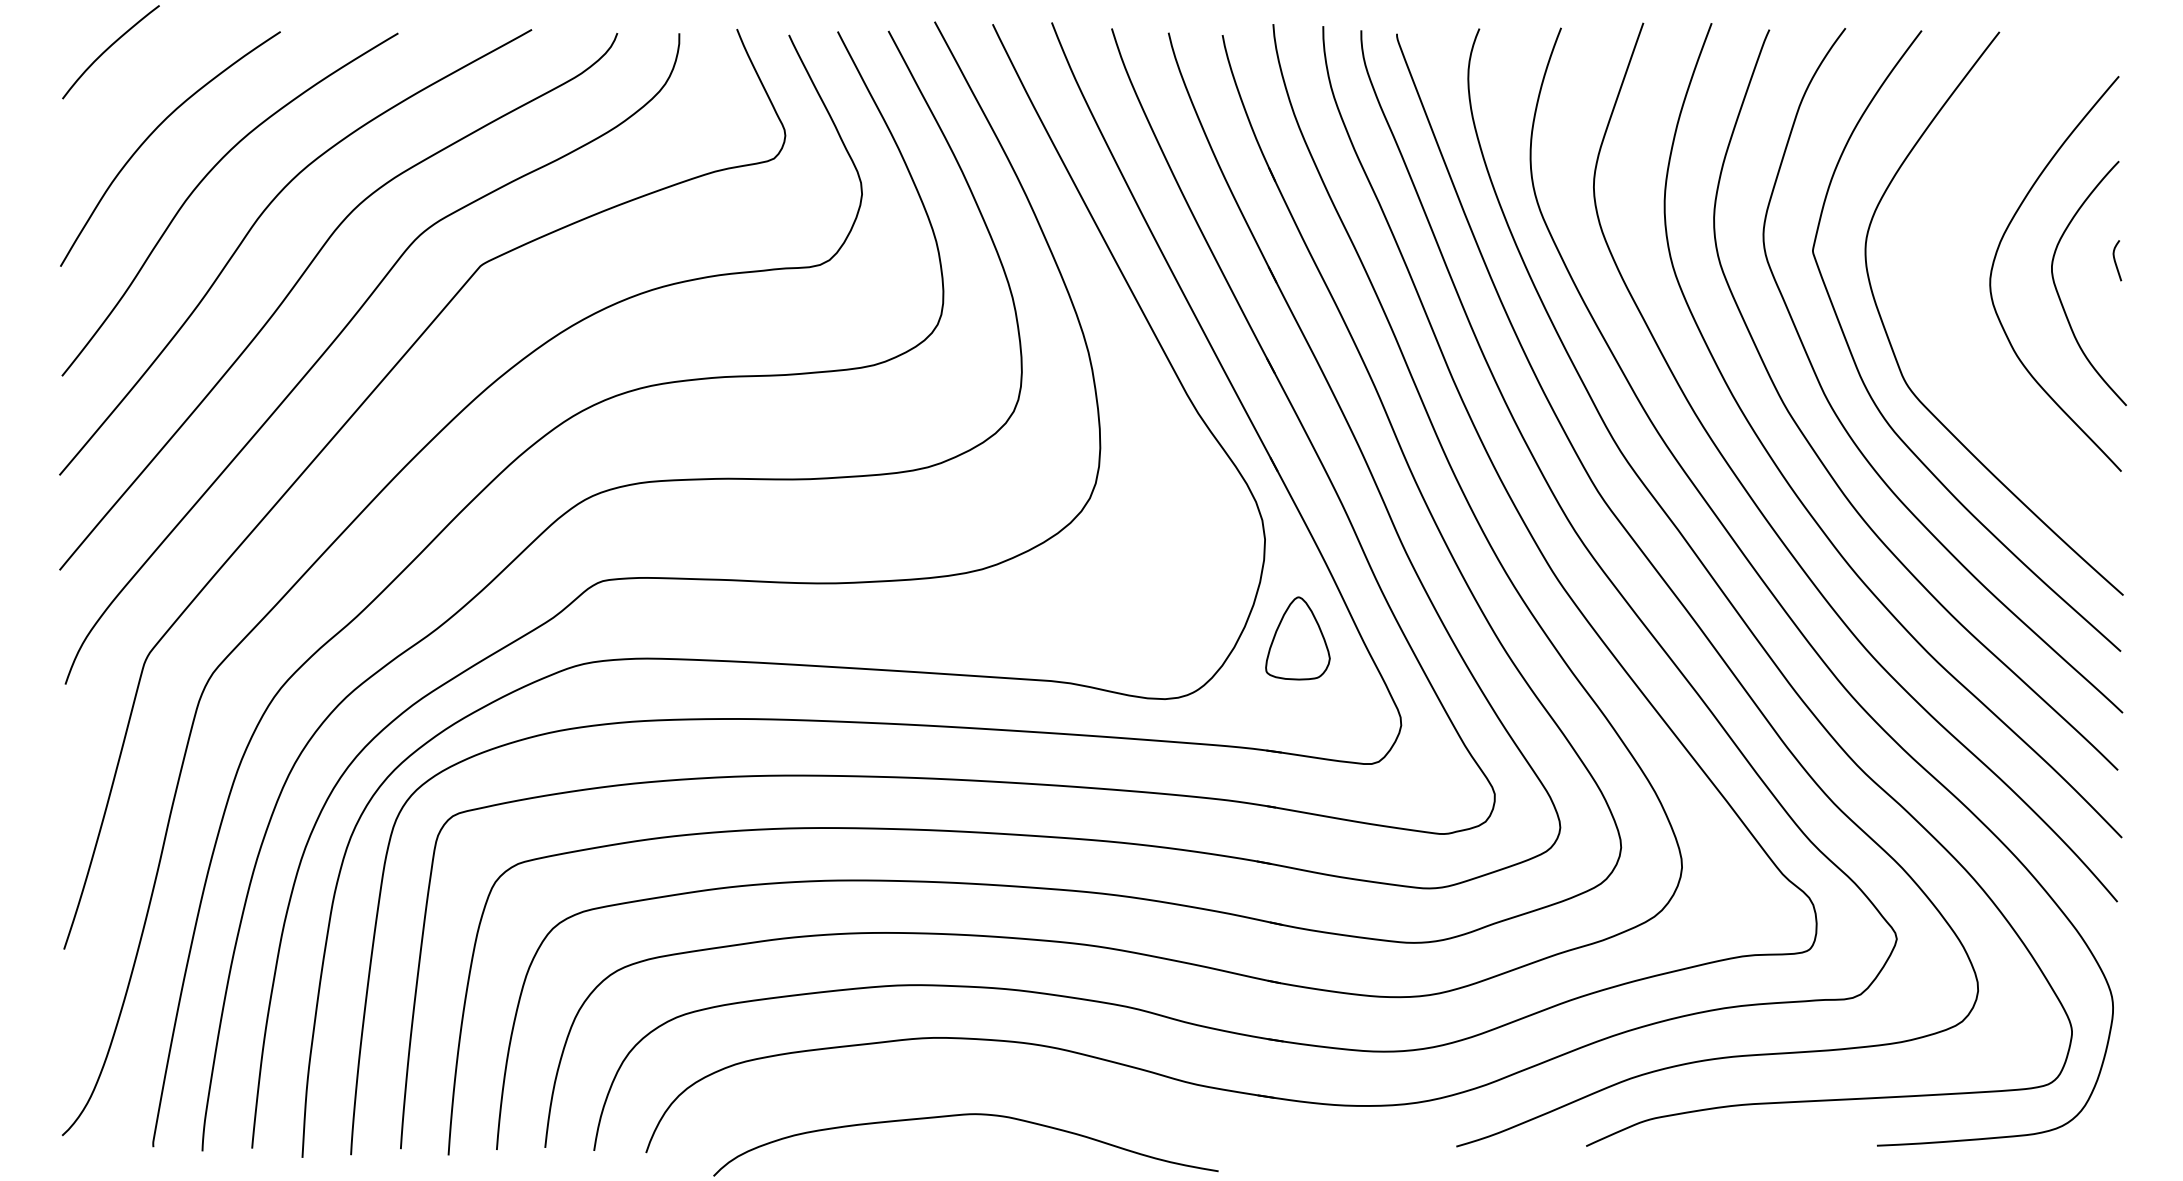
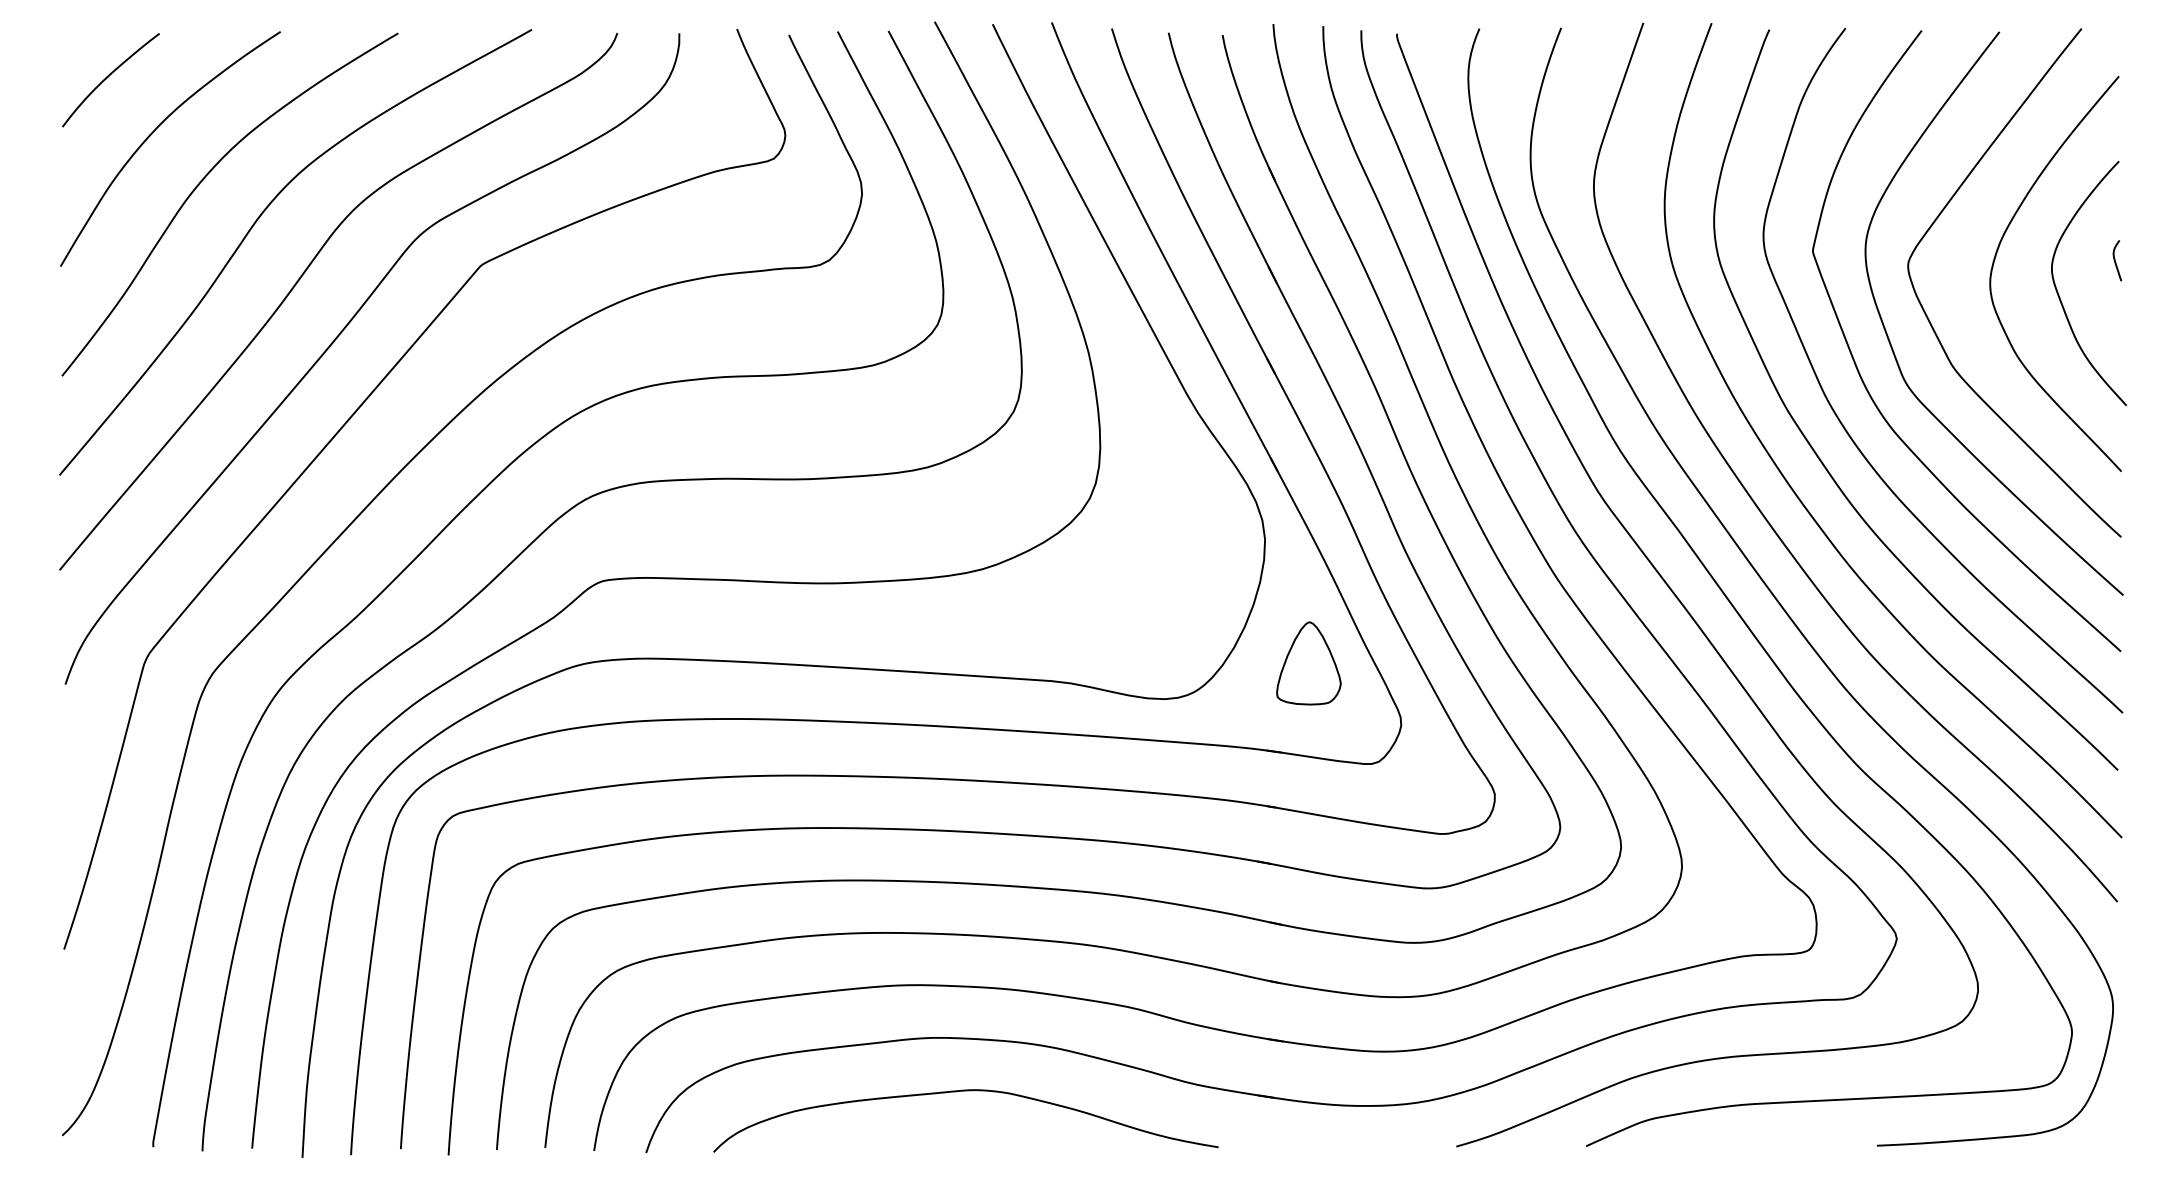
curve position: (108, 49) -> (108, 77) (108, 77)
curve: none -> present (1931, 323)
part position: (1297, 638) -> (1308, 663) (1308, 663)
curve position: (965, 1115) -> (965, 1091) (965, 1091)
